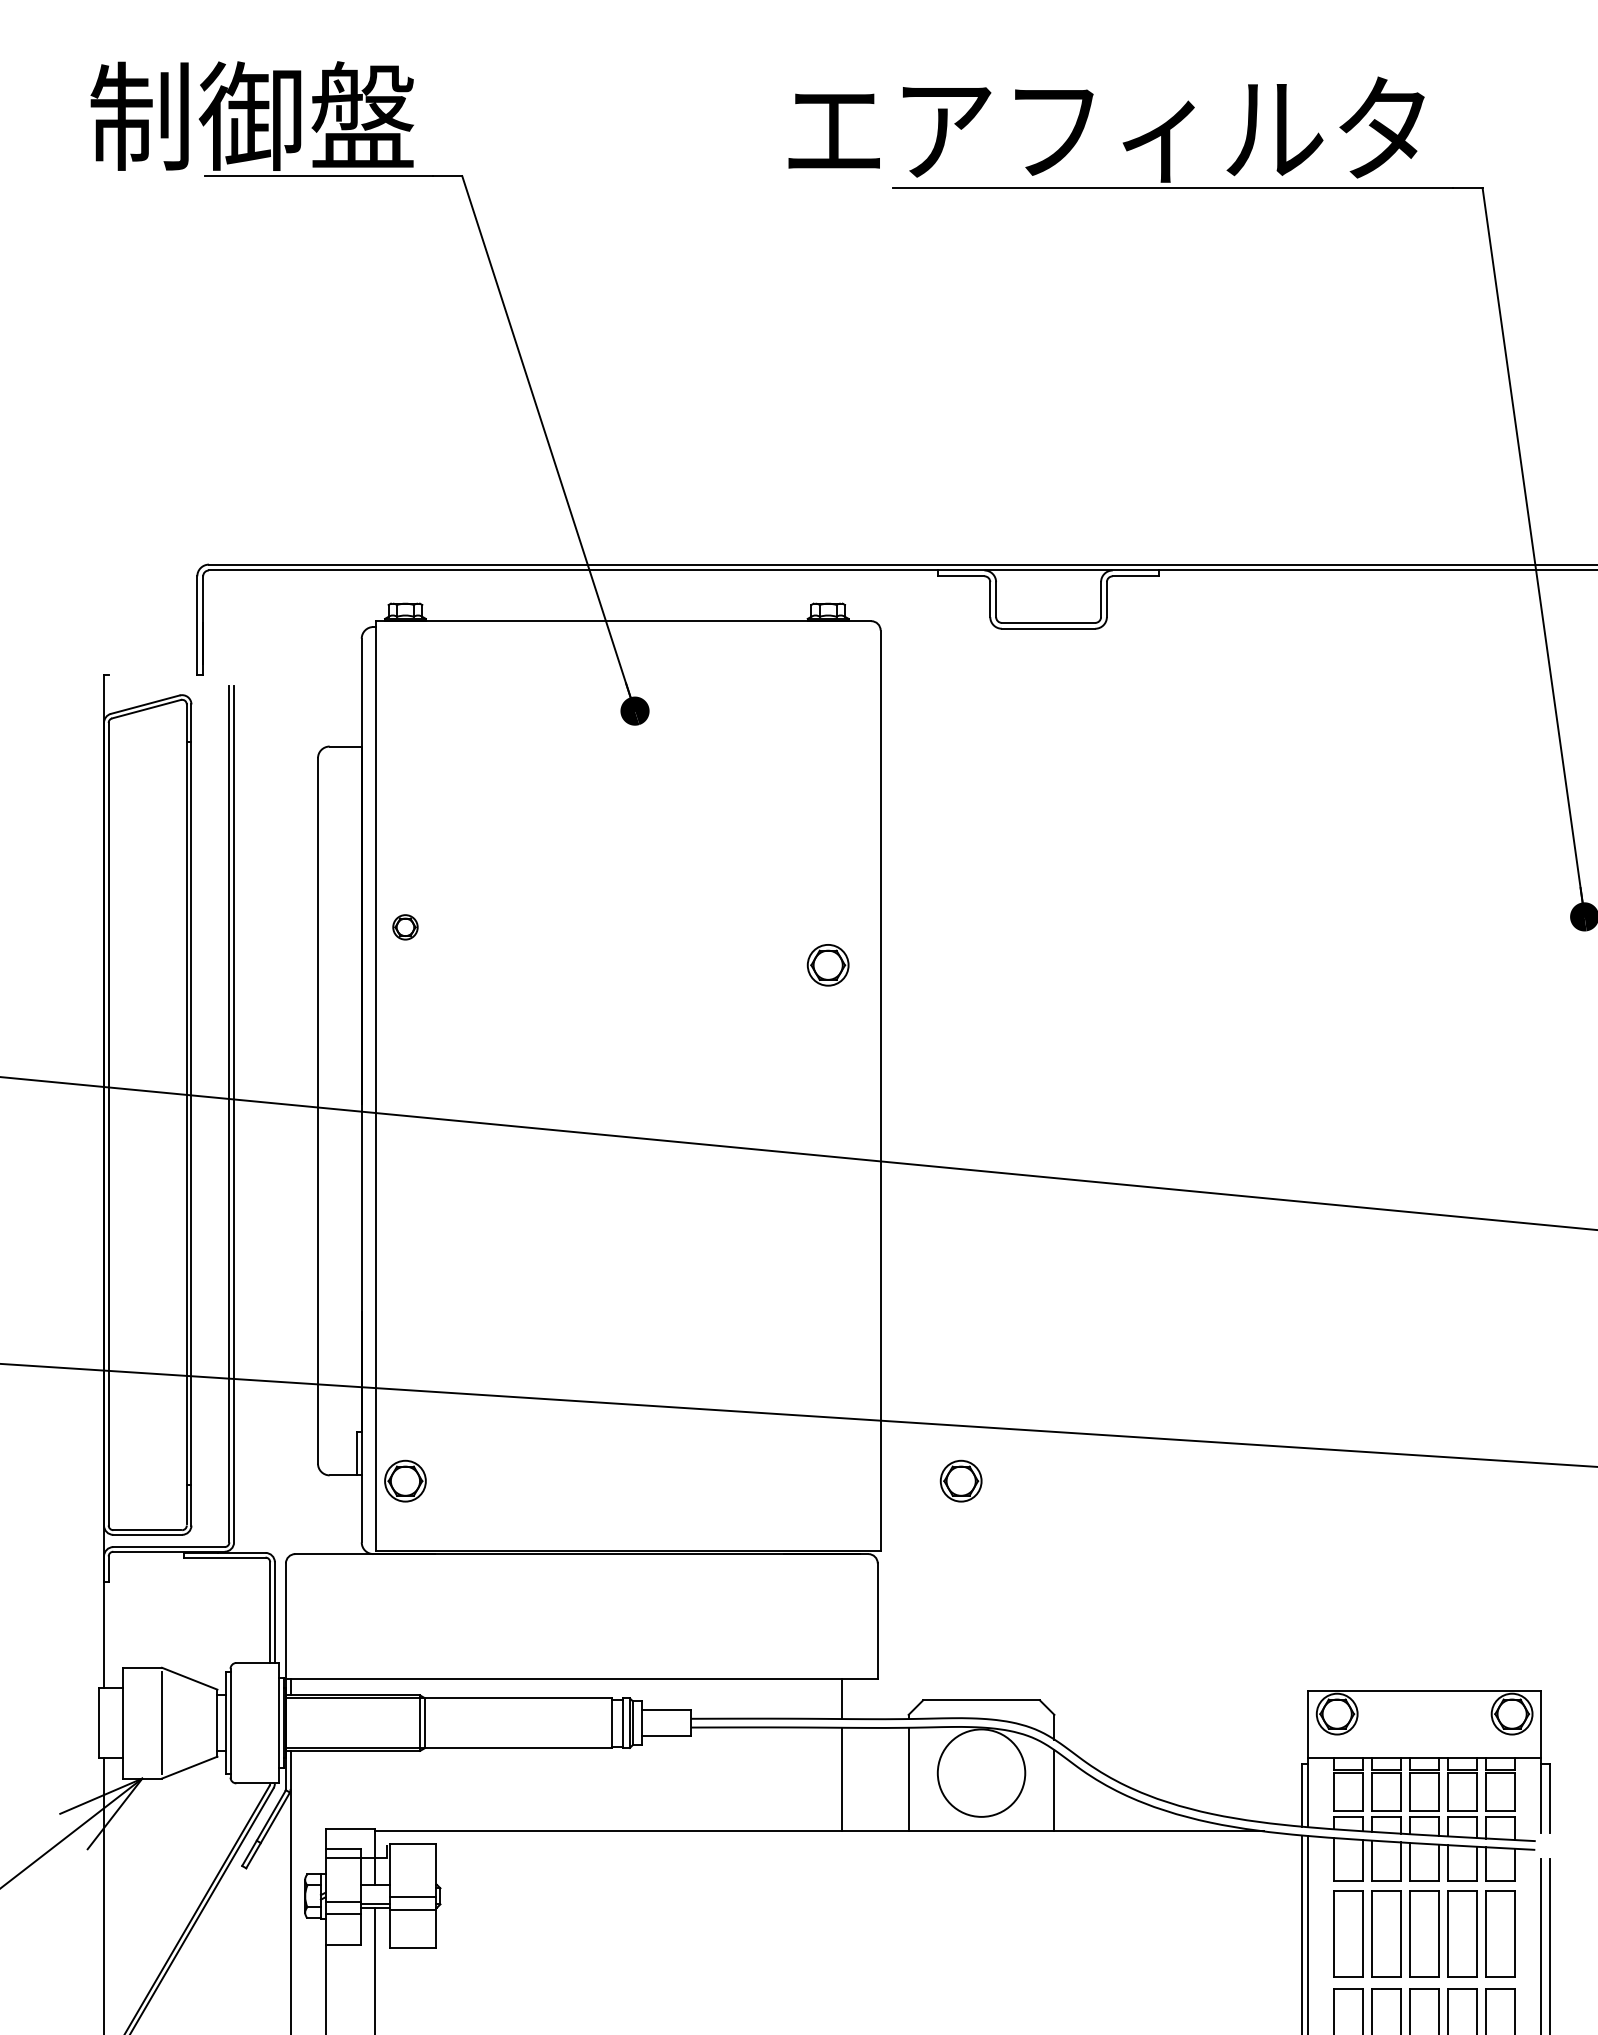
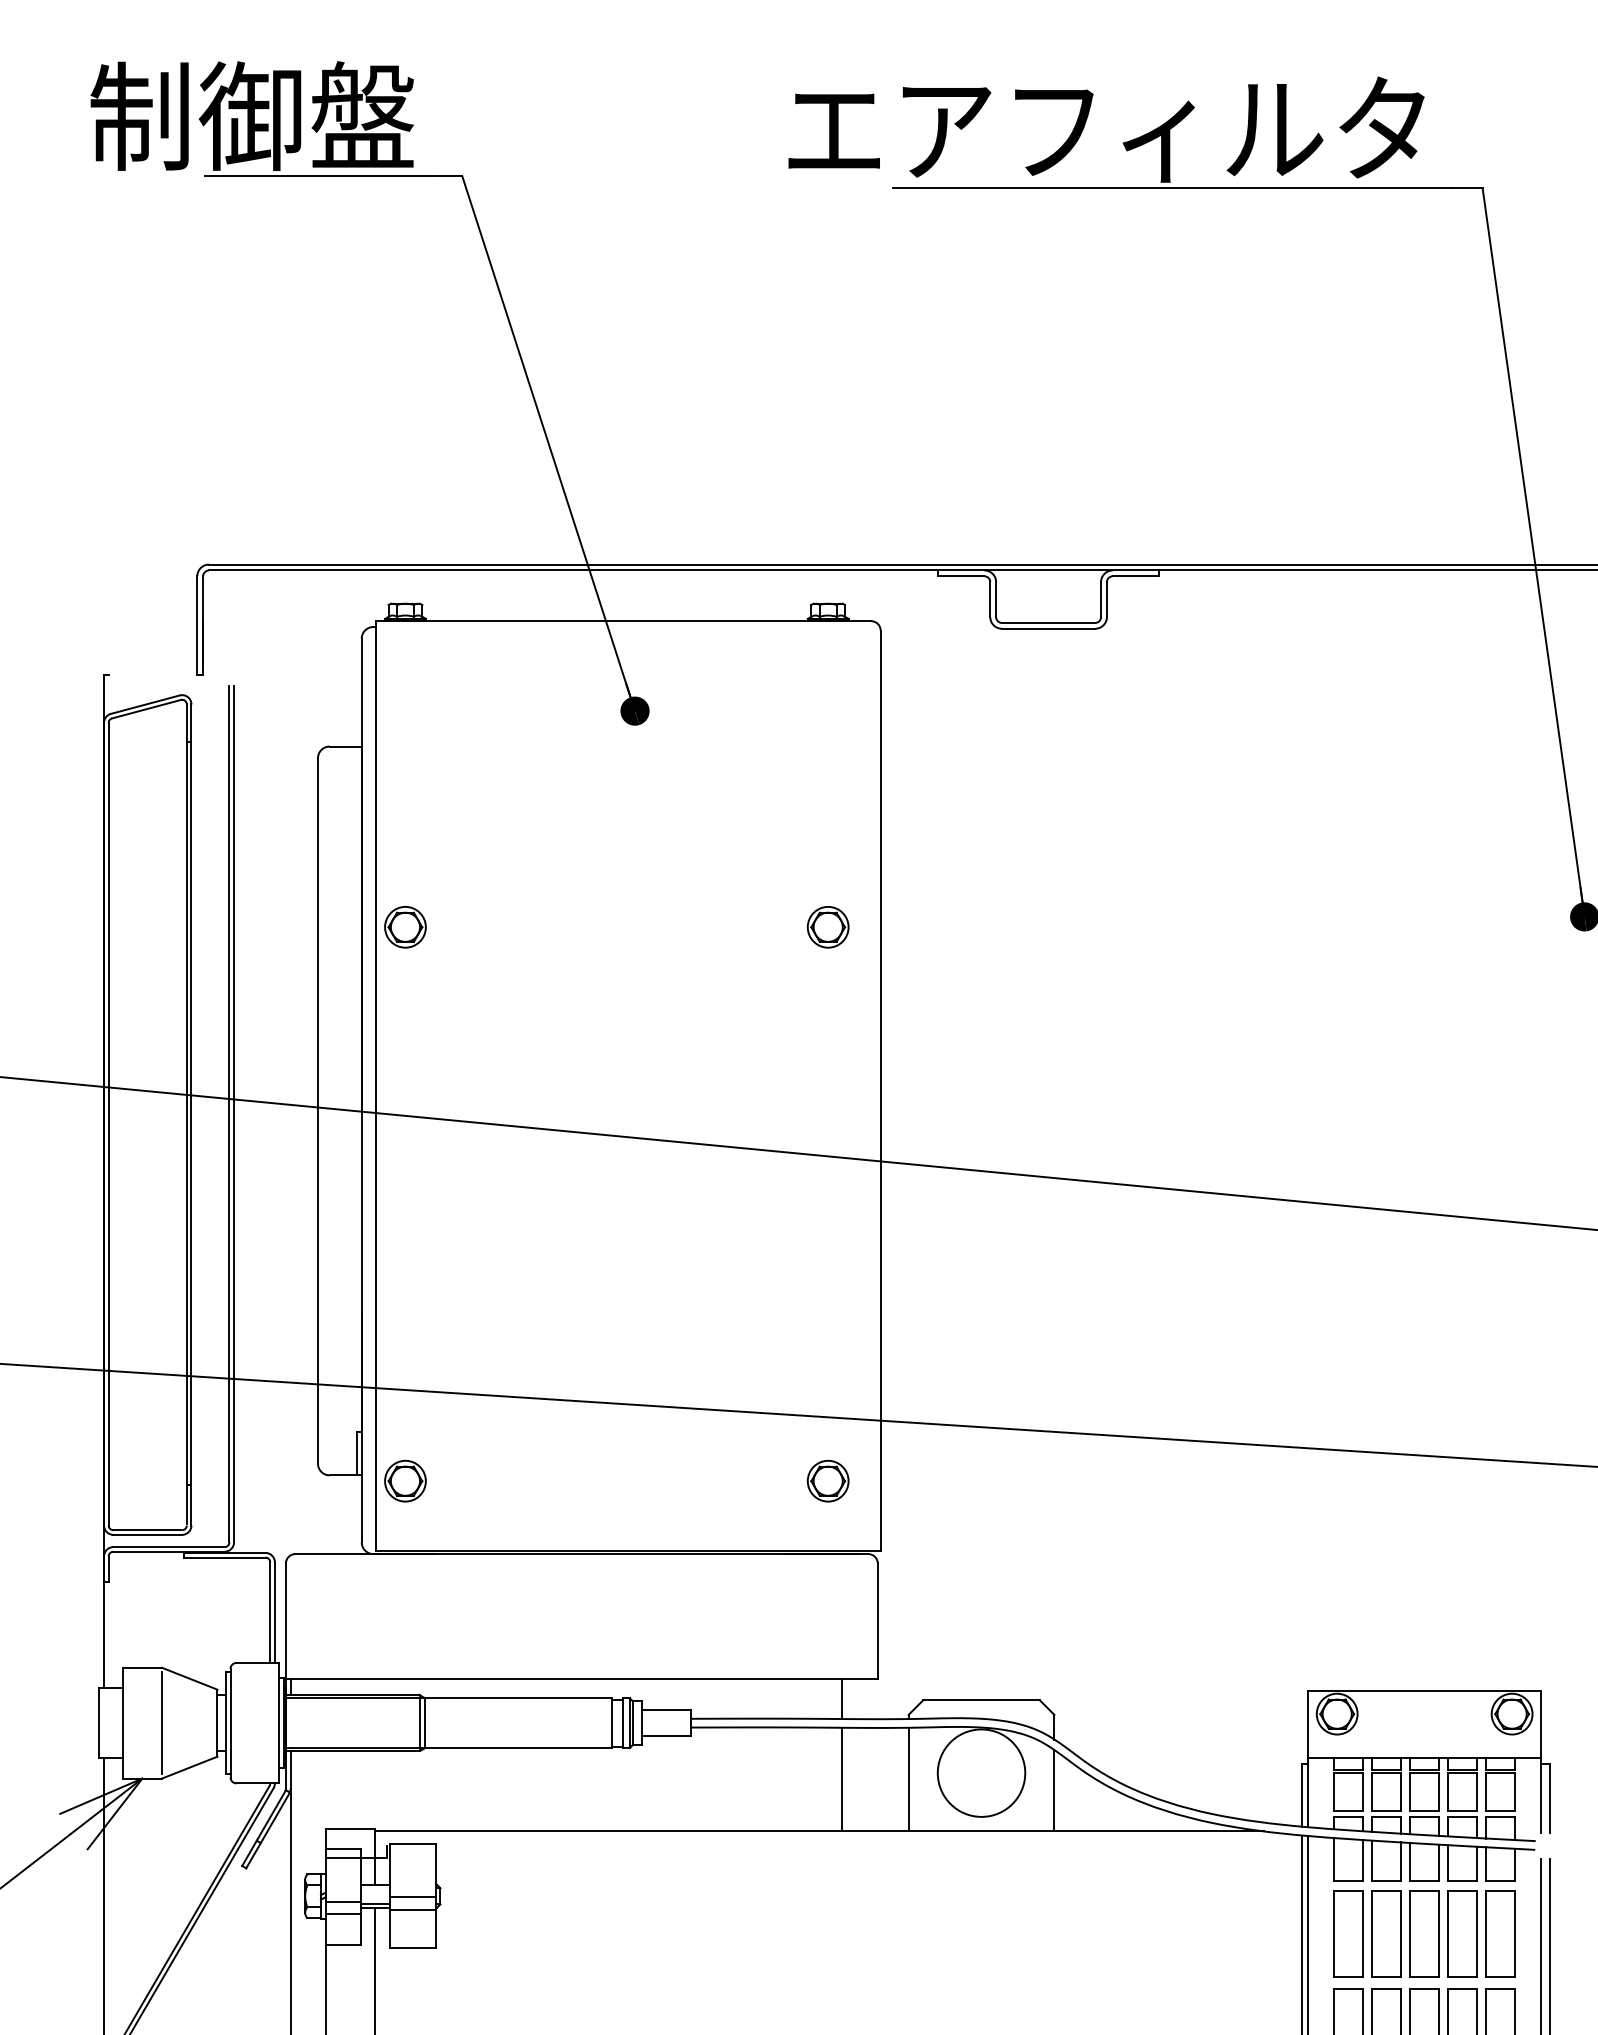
part size: 27x27 px -> 43x43 px (405, 927)
part position: (827, 965) -> (827, 927) (827, 927)
part position: (960, 1480) -> (827, 1480) (827, 1480)
